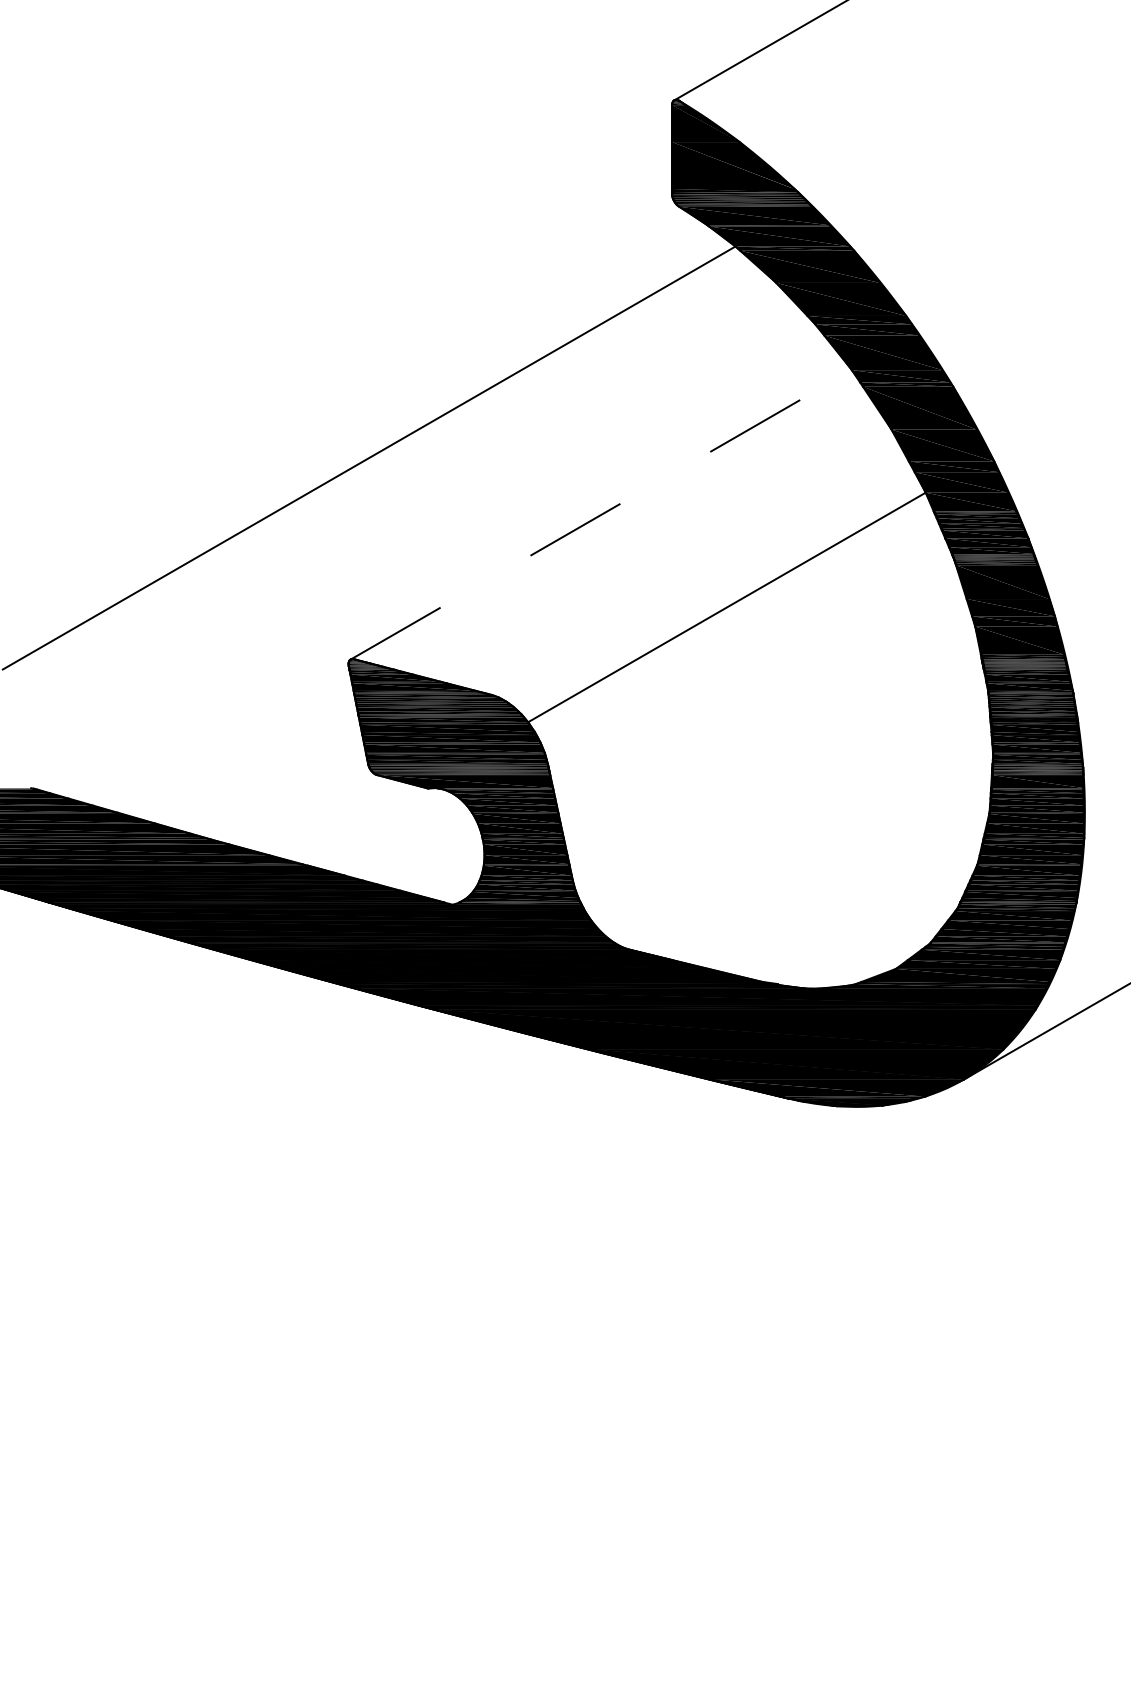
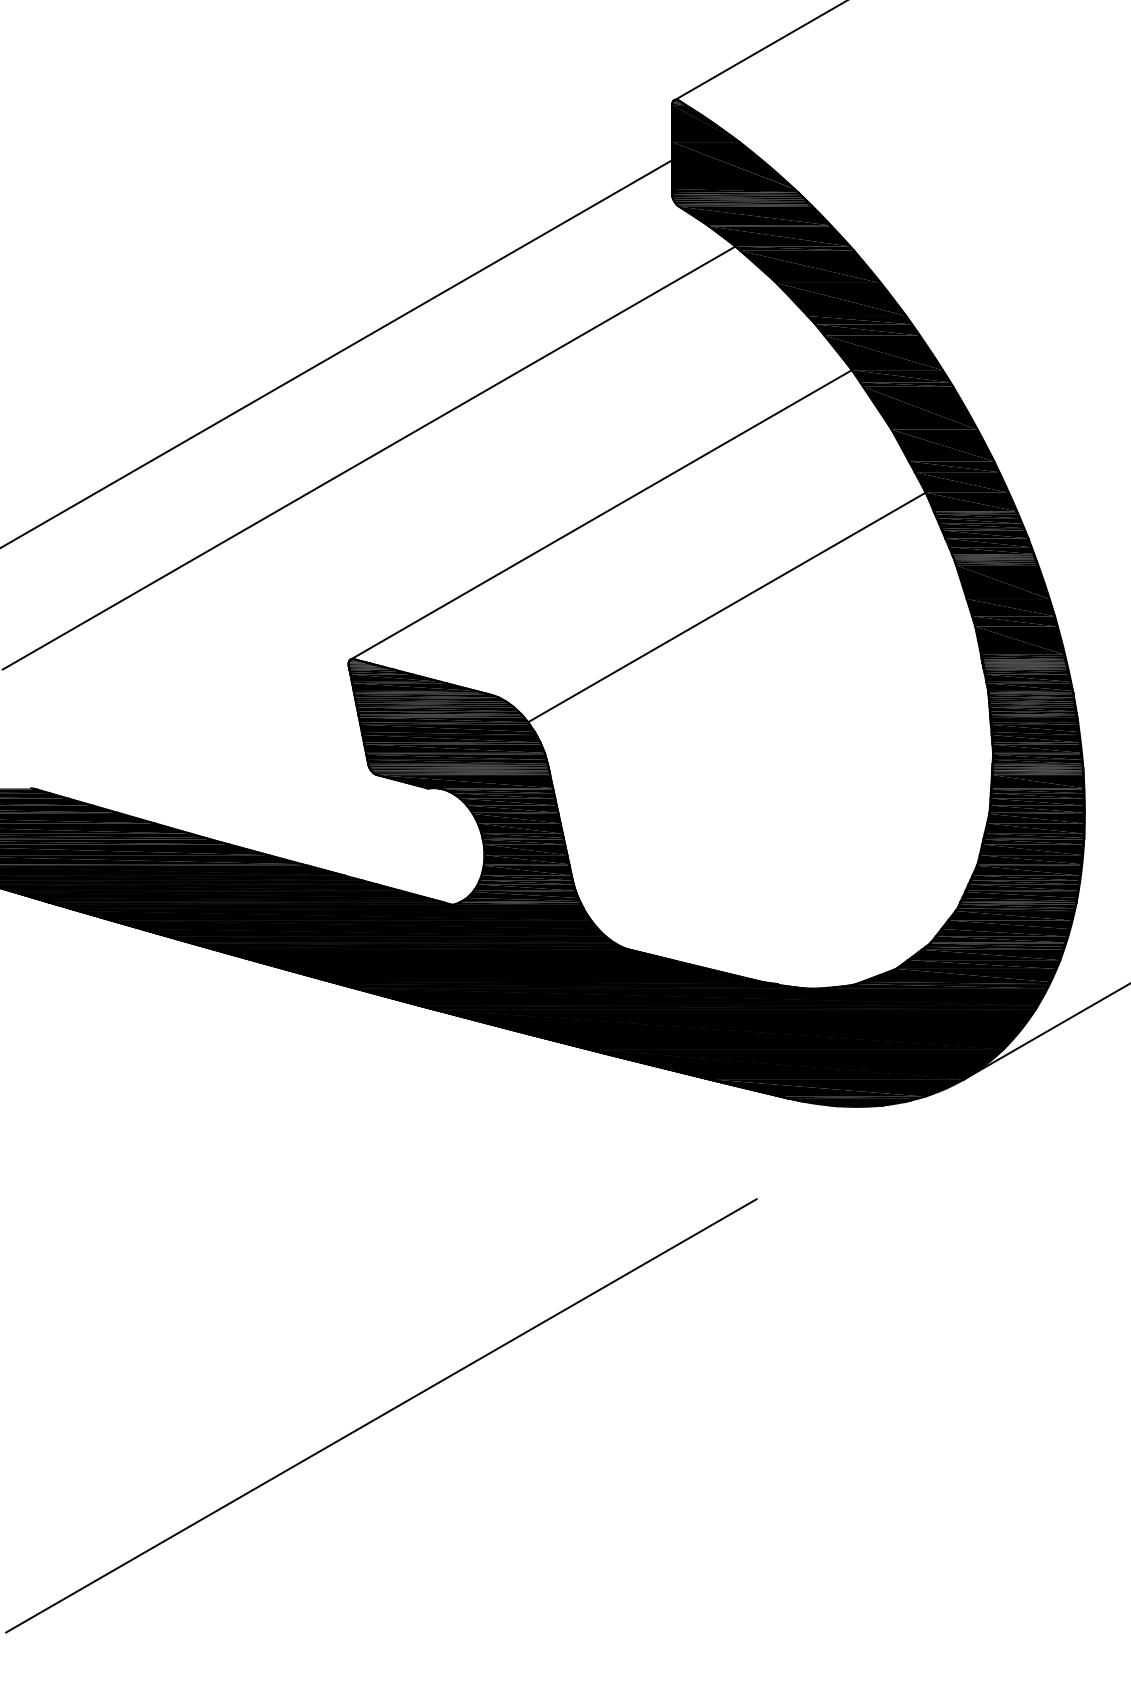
line: none -> present (337, 353)
line: dashed -> solid (601, 514)
line: none -> present (381, 1415)
